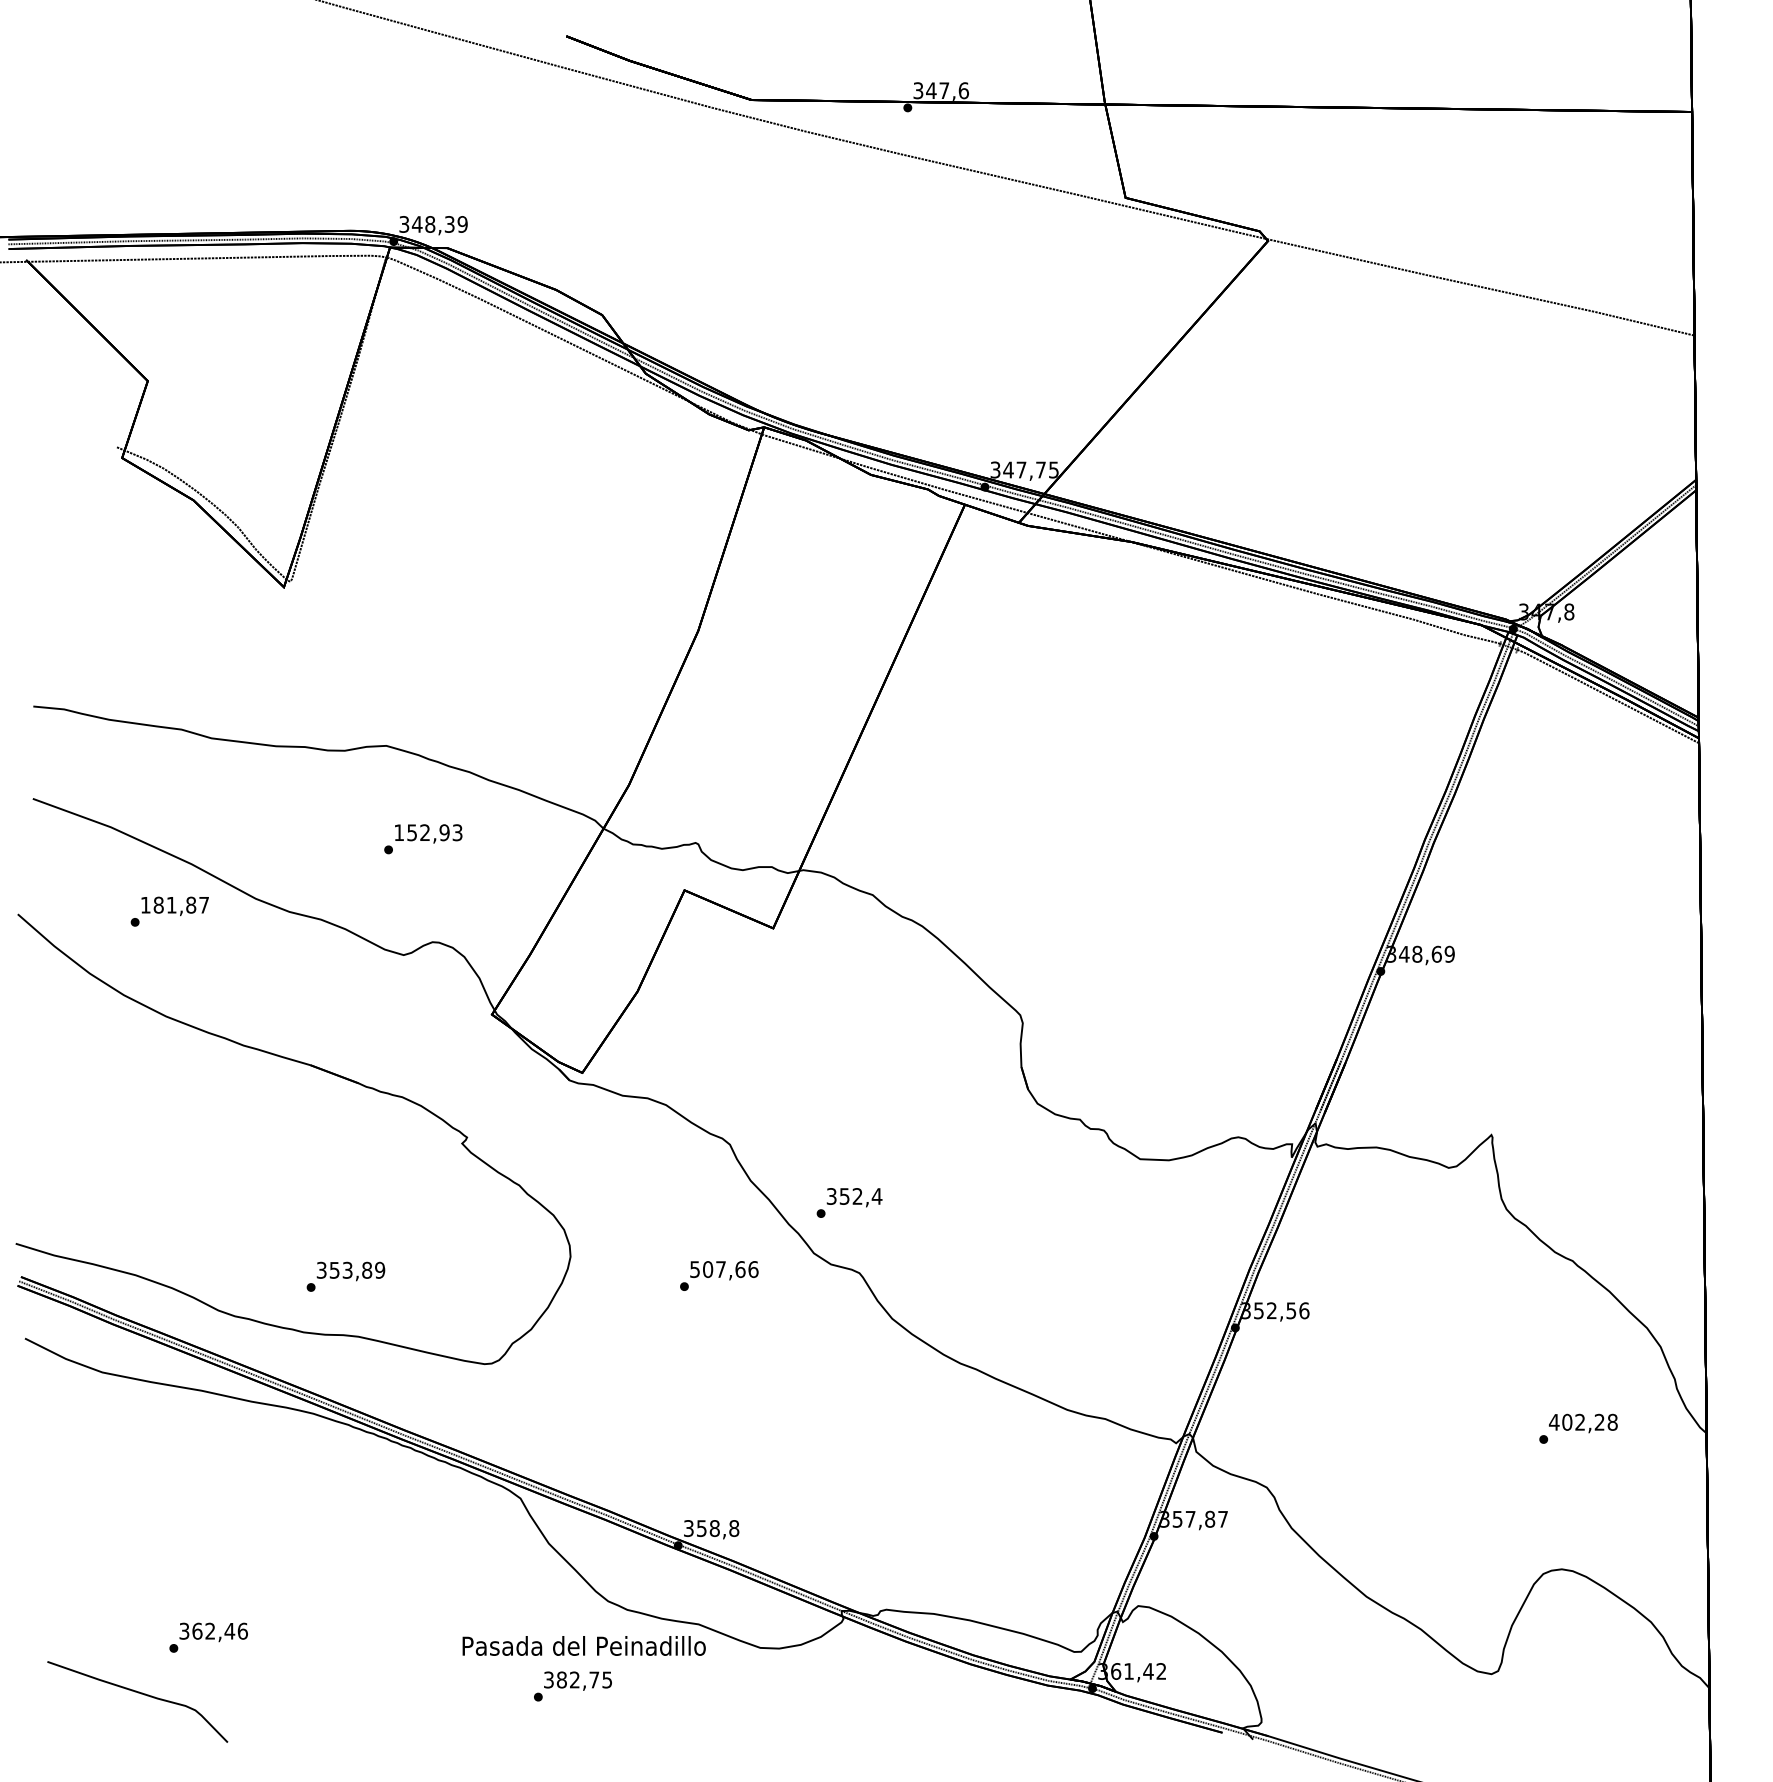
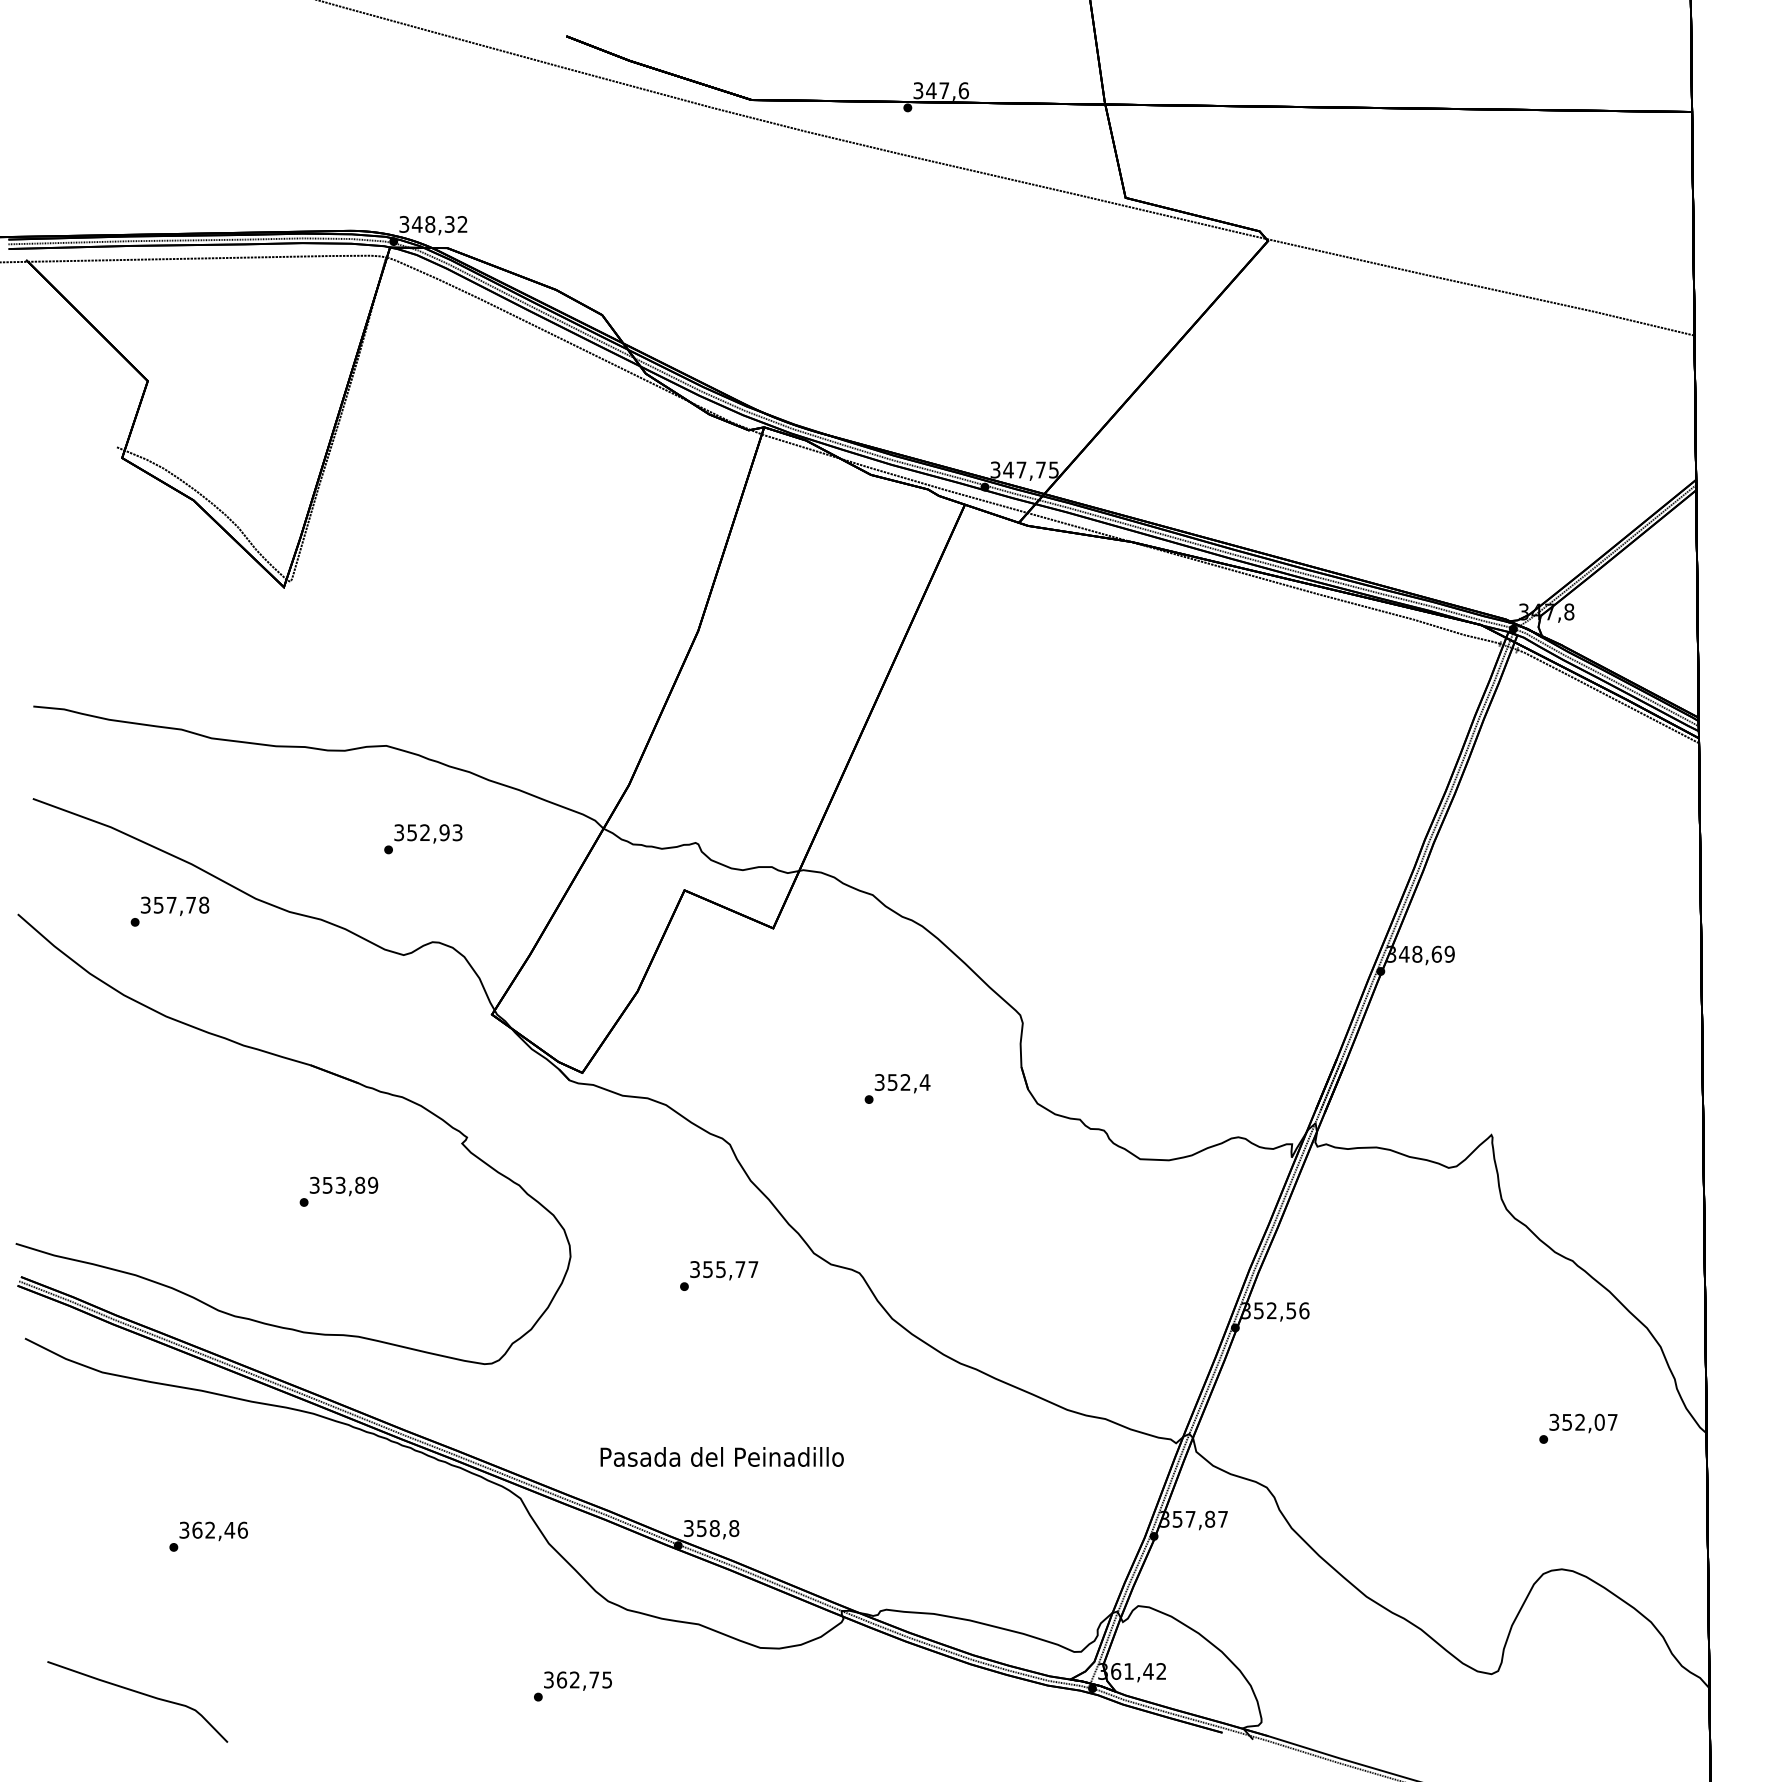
text: 348,39 -> 348,32 (462, 224)
text: 152,93 -> 352,93 (399, 832)
text: 181,87 -> 357,78 (174, 904)
text position: (849, 1202) -> (897, 1088) (897, 1088)
text: 507,66 -> 355,77 (724, 1269)
text position: (345, 1276) -> (338, 1191) (338, 1191)
text: 402,28 -> 352,07 (1582, 1421)
text position: (208, 1637) -> (208, 1536) (208, 1536)
text position: (583, 1645) -> (721, 1456) (721, 1456)
text: 382,75 -> 362,75 (561, 1679)
